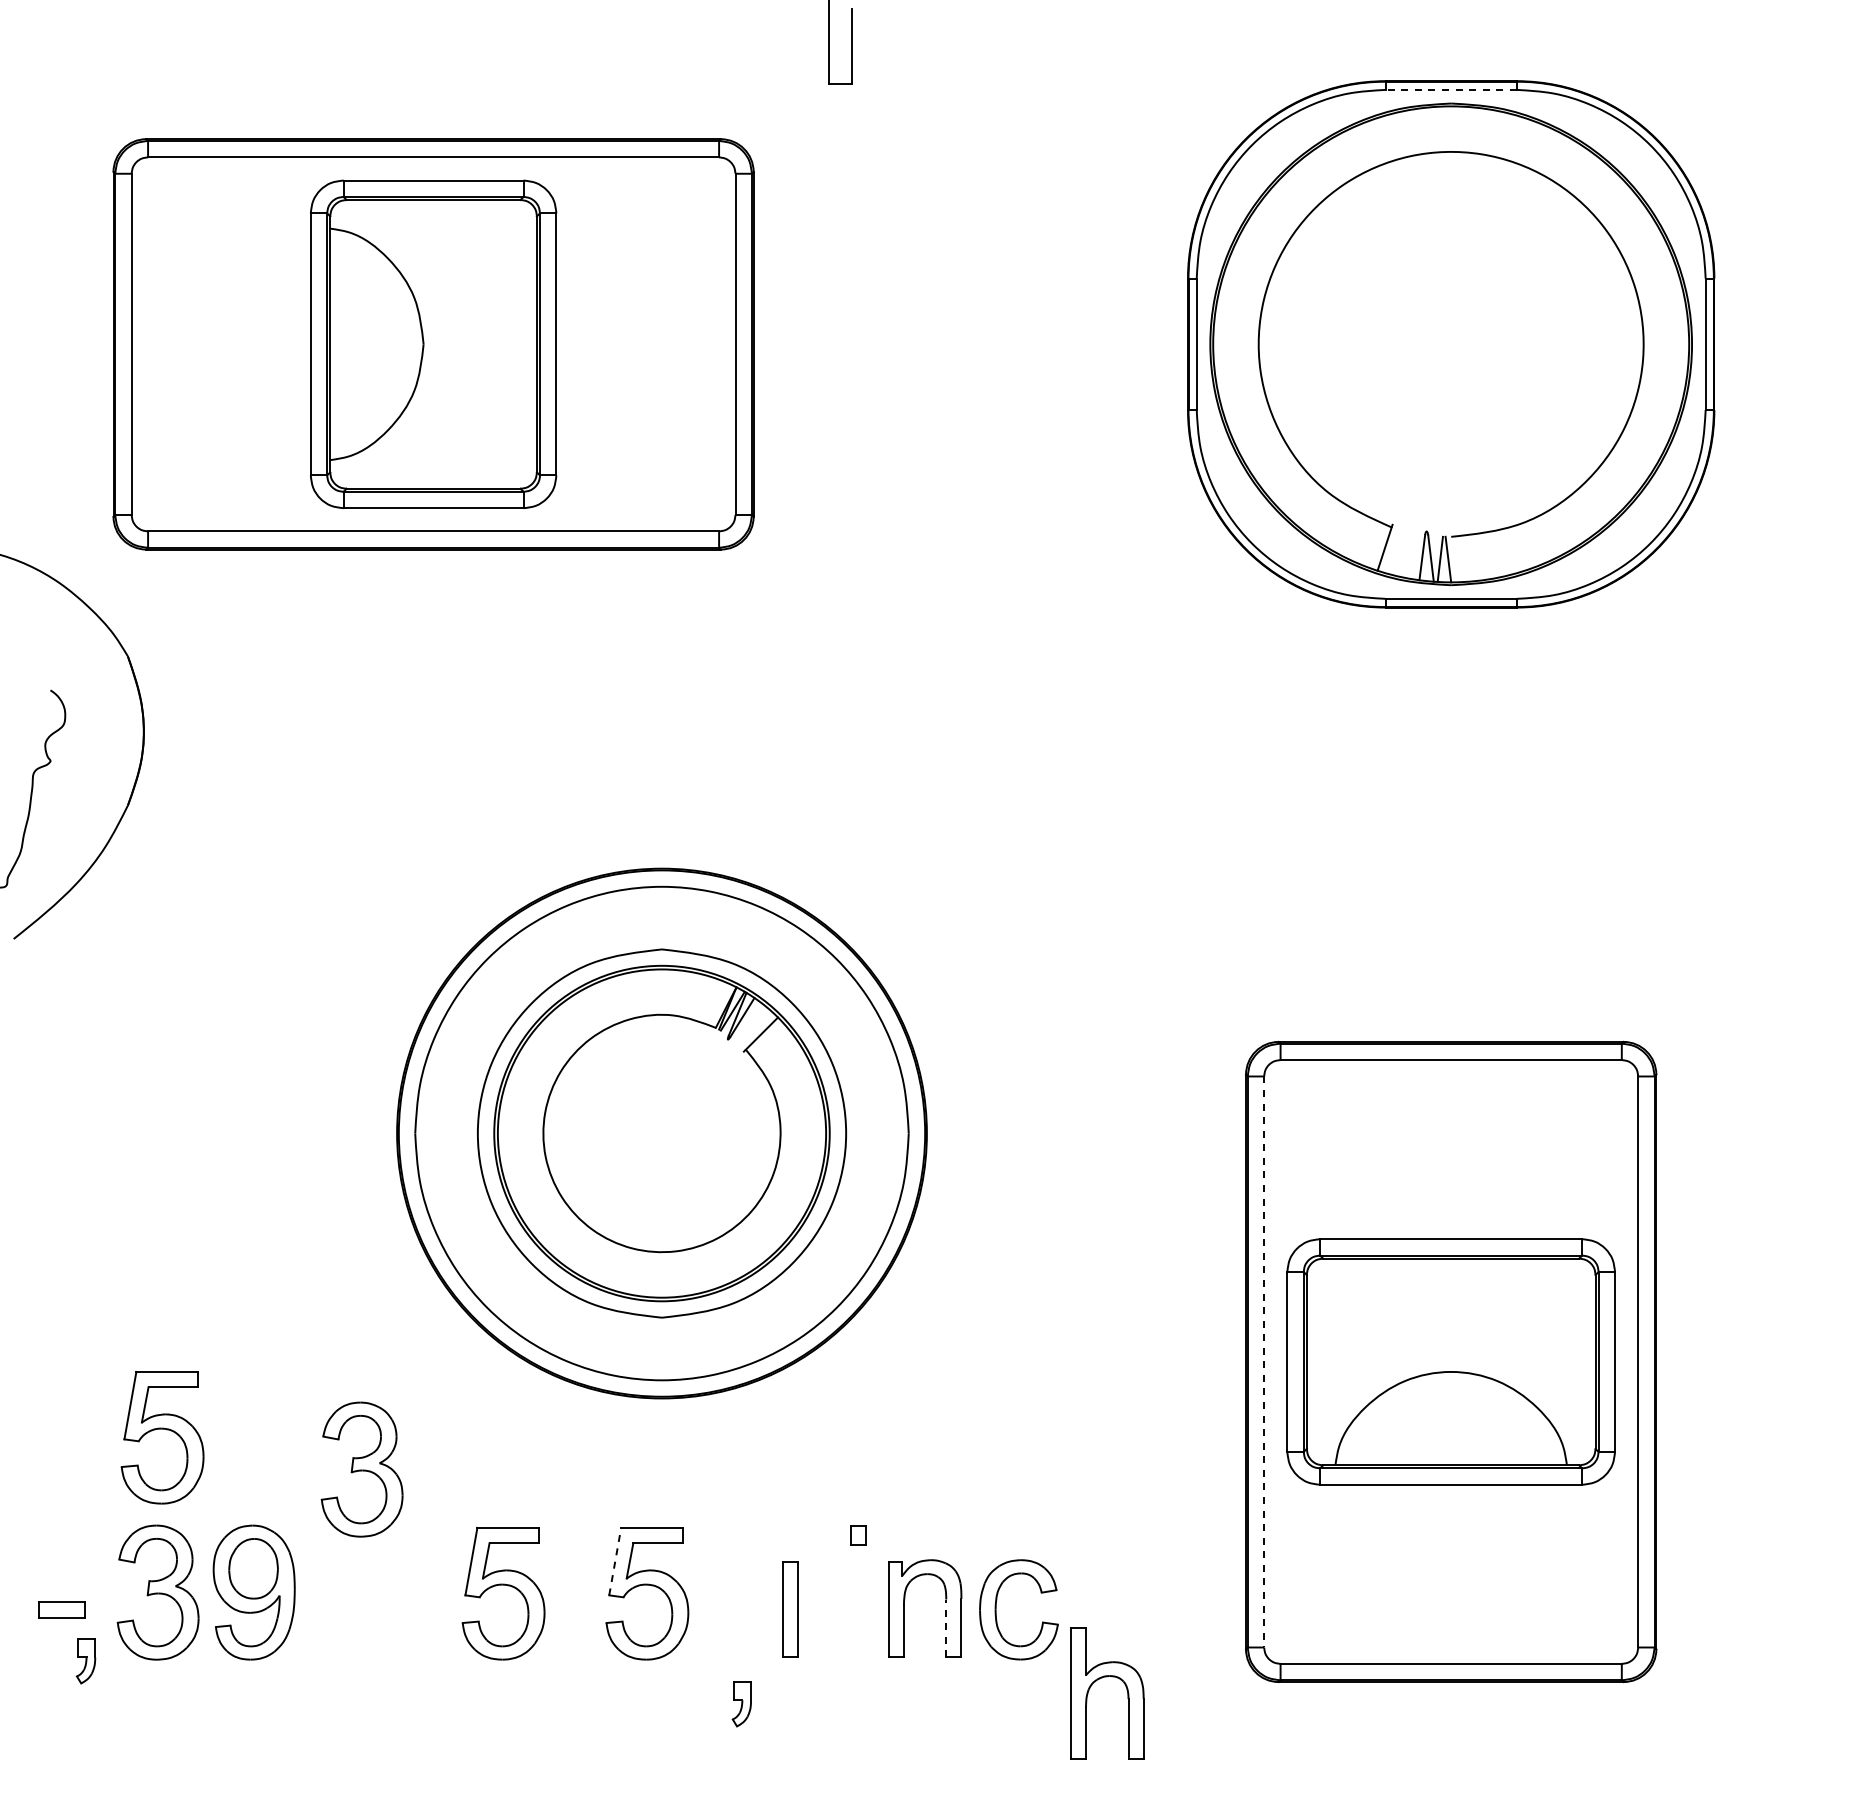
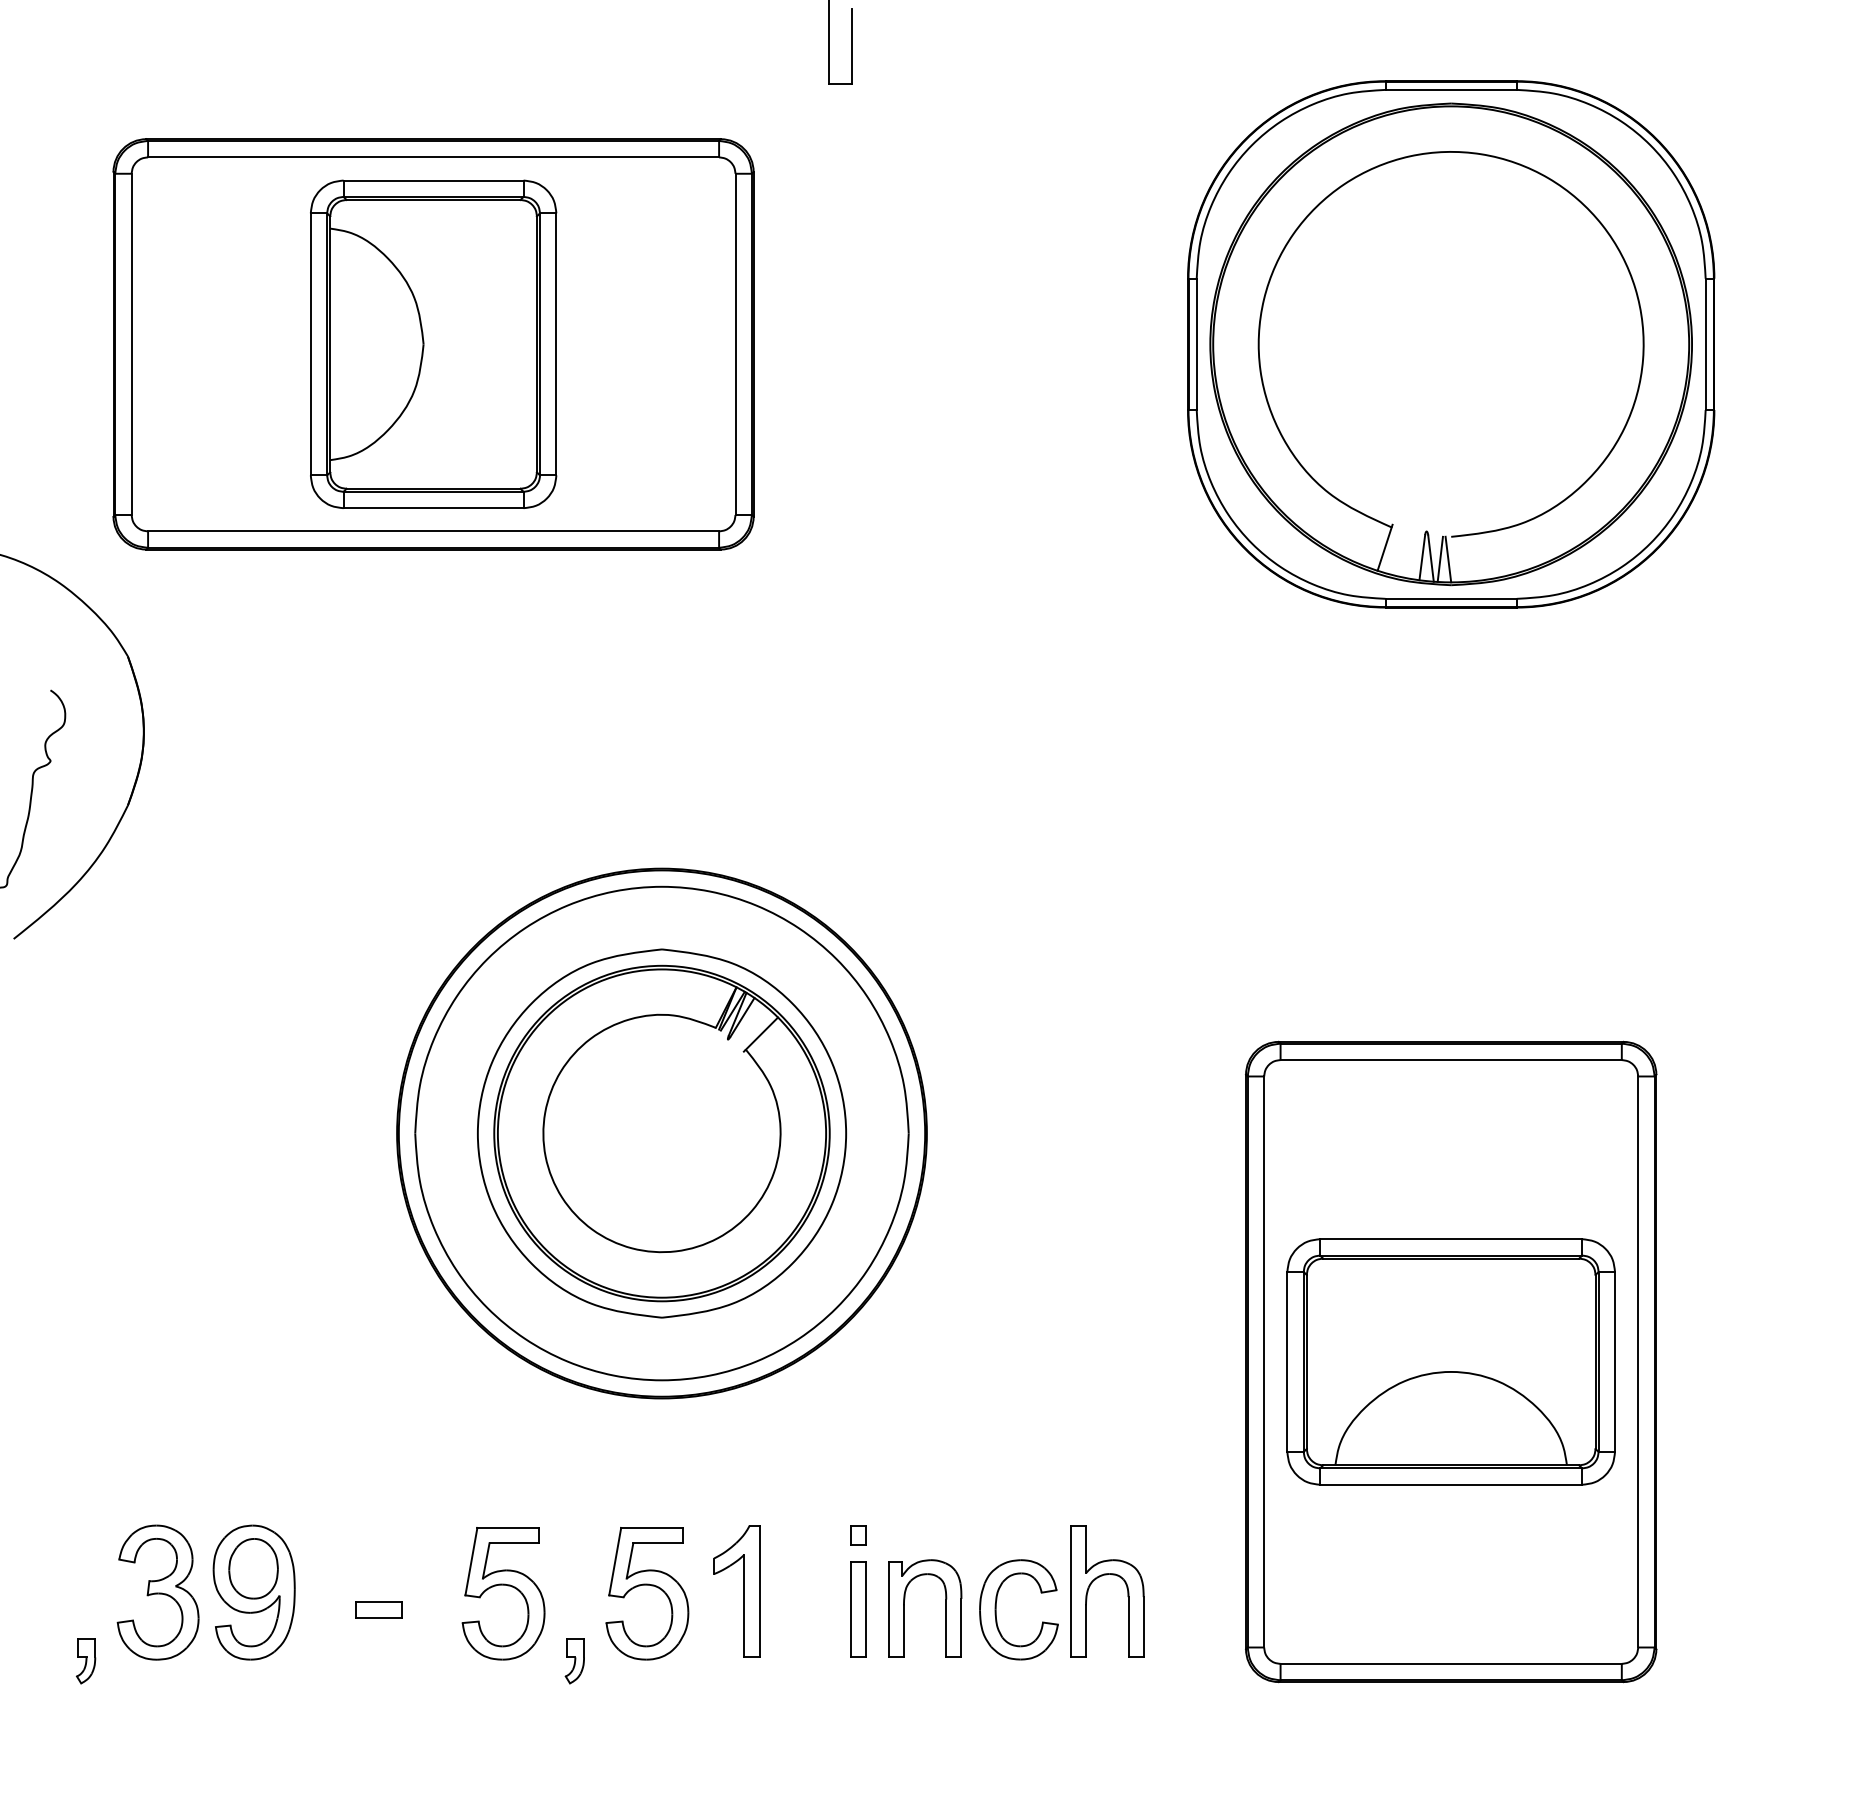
line: dashed -> solid (1451, 89)
line: dashed -> solid (1264, 1361)
part: present -> none (162, 1429)
part: present -> none (361, 1469)
line: dashed -> solid (615, 1561)
part: none -> present (743, 1591)
part position: (61, 1609) -> (378, 1609) (378, 1609)
part position: (790, 1609) -> (858, 1609) (858, 1609)
line: dashed -> solid (946, 1628)
part position: (1102, 1678) -> (1102, 1576) (1102, 1576)
part position: (741, 1704) -> (574, 1661) (574, 1661)
